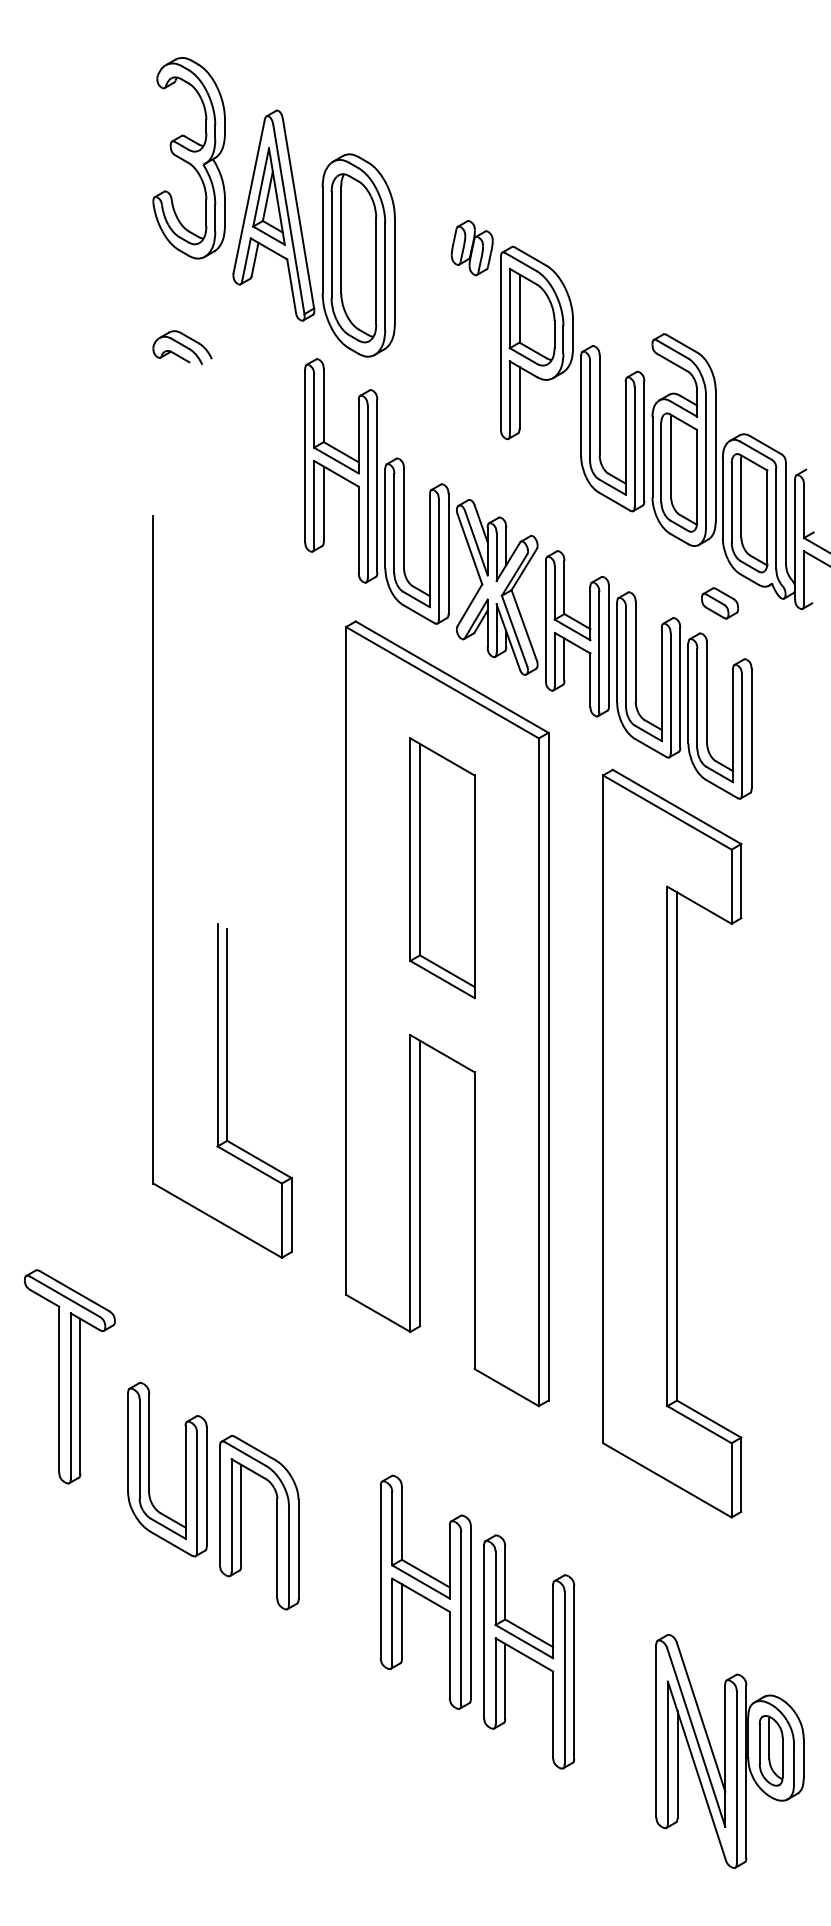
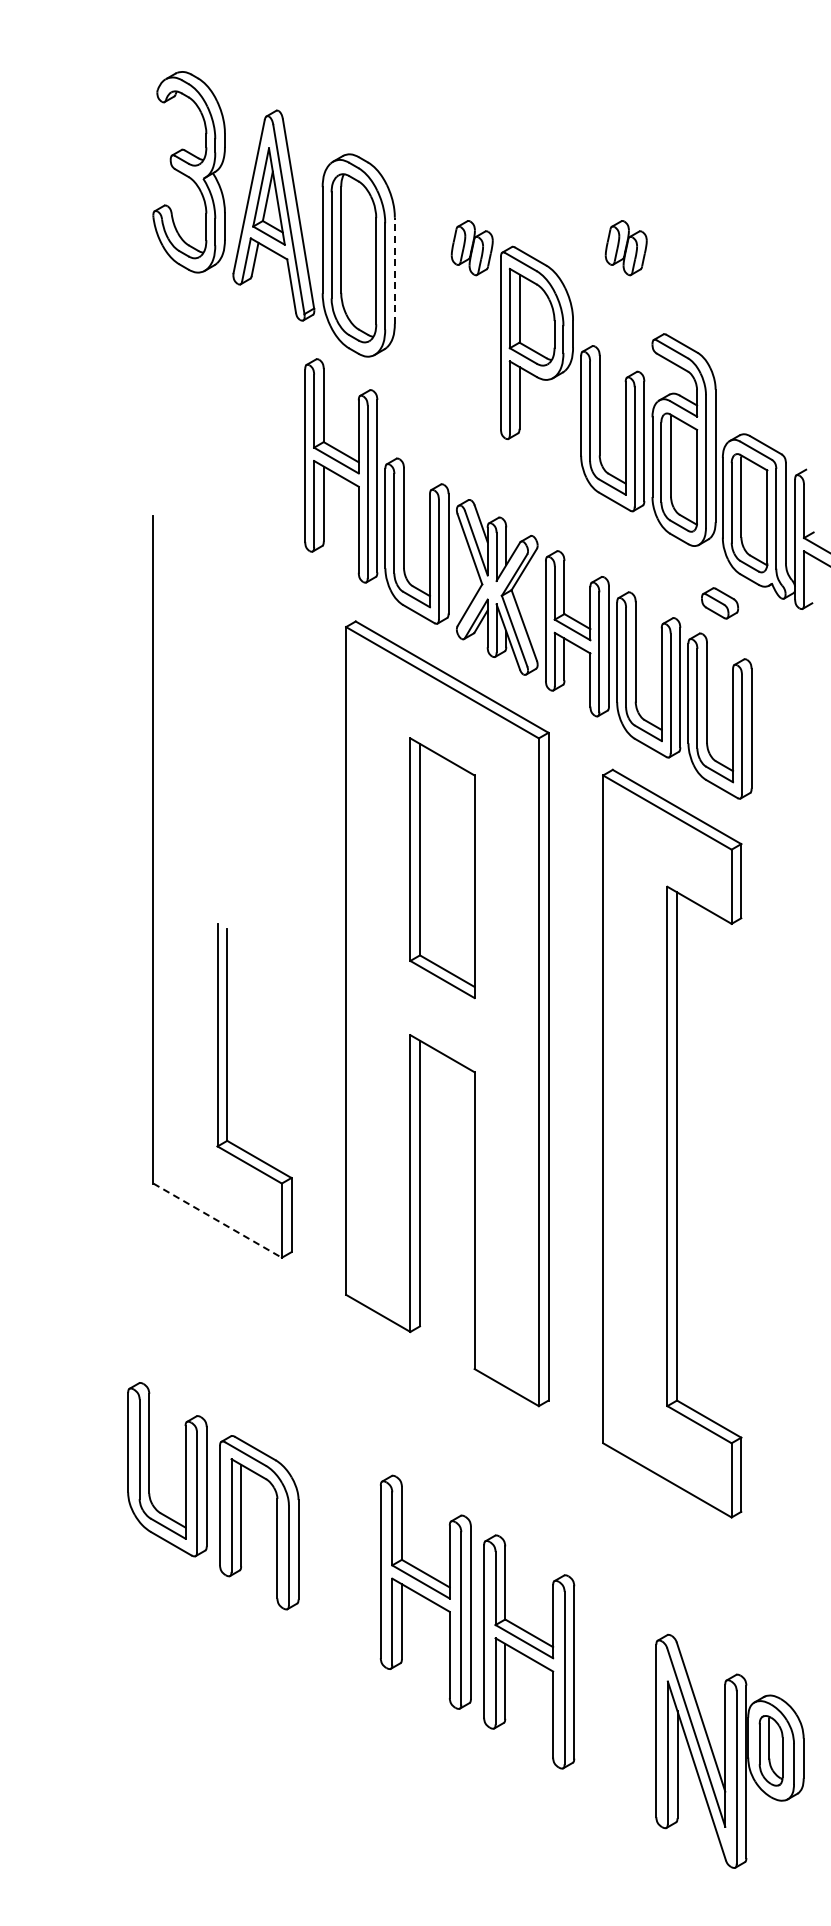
part position: (188, 158) -> (188, 172) (188, 172)
part: none -> present (625, 248)
line: solid -> dashed (394, 270)
part: present -> none (182, 347)
line: solid -> dashed (218, 1220)
part: present -> none (69, 1376)
